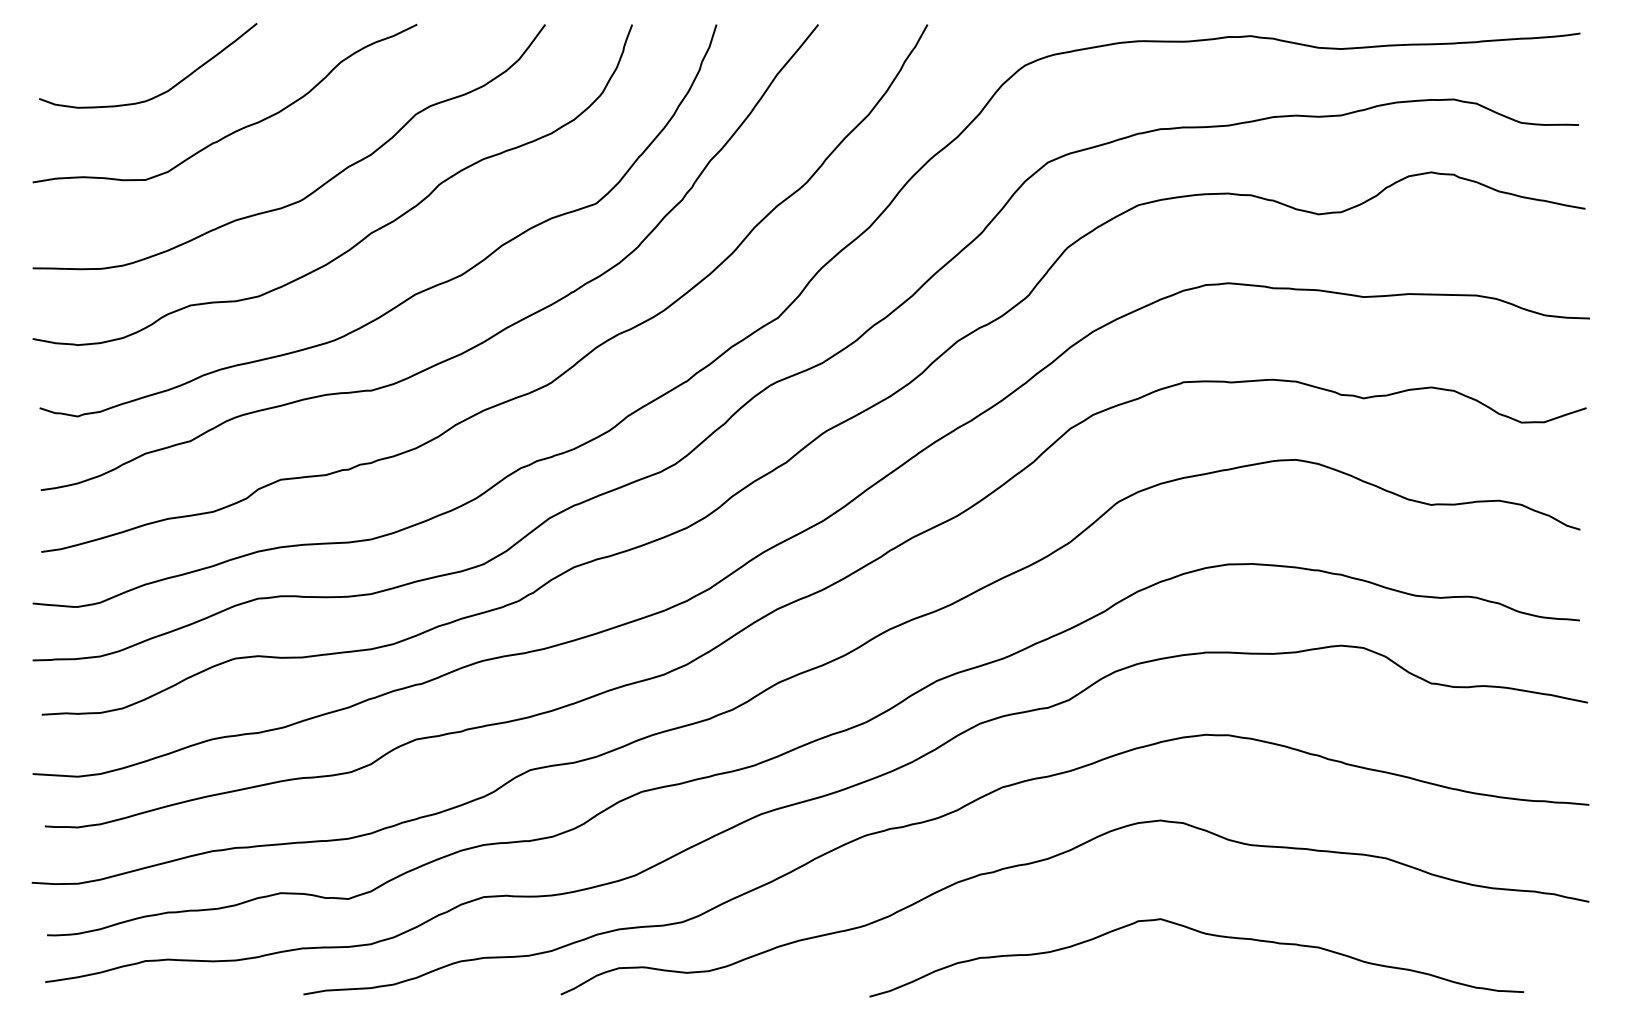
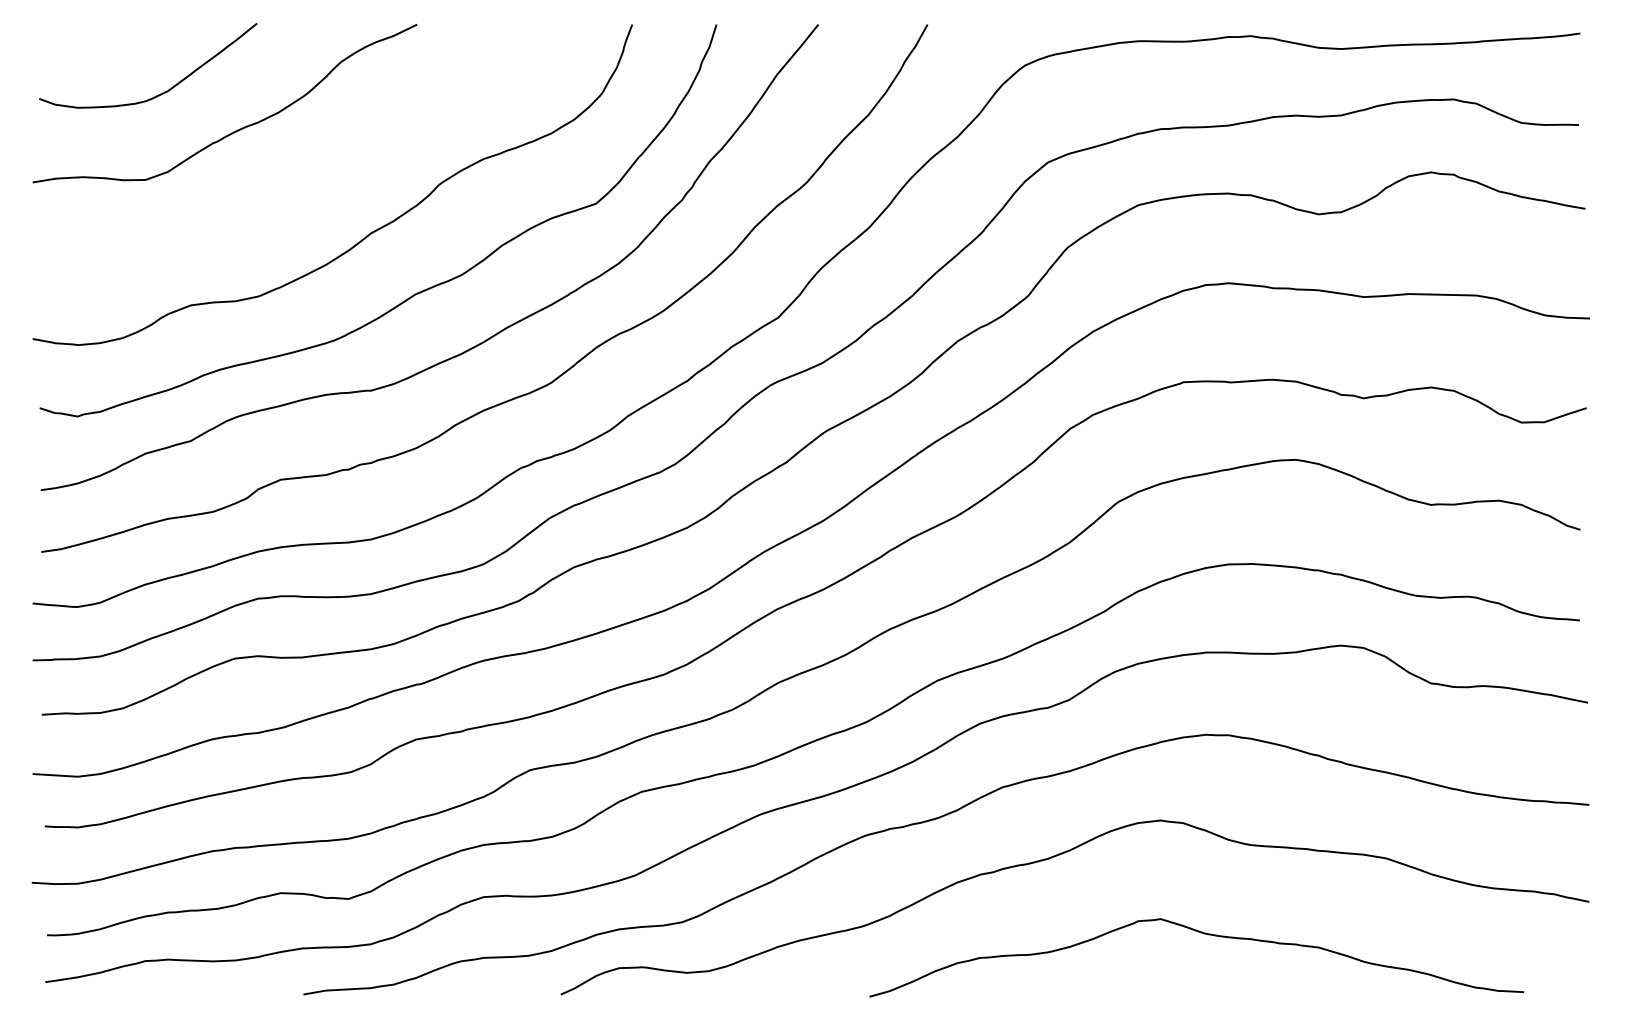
curve: present -> none (316, 188)
